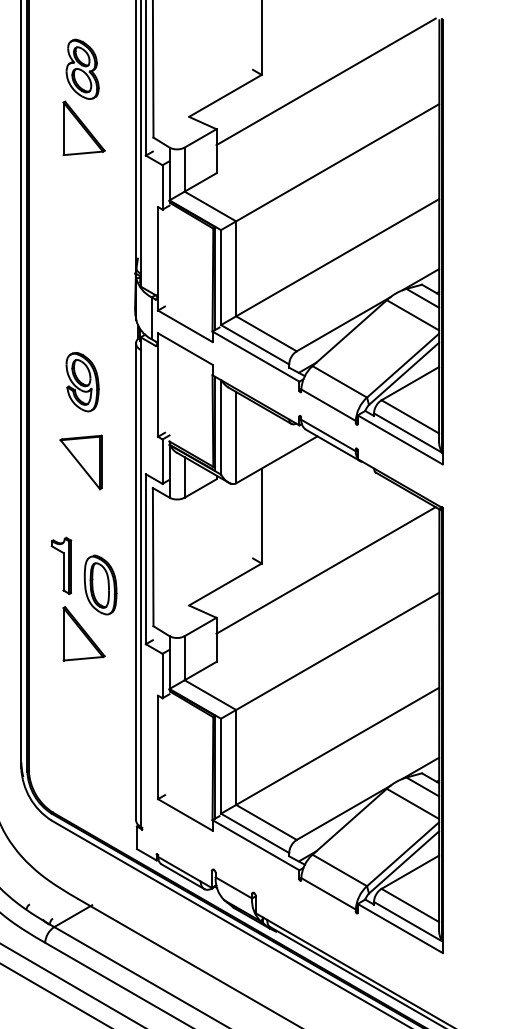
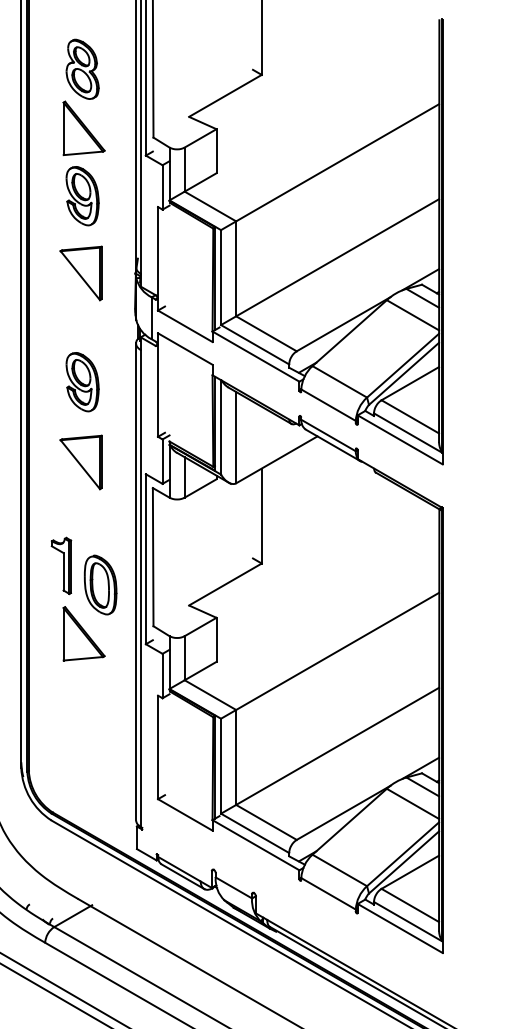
line: present -> none (325, 81)
part: none -> present (82, 196)
part: none -> present (80, 273)
line: present -> none (325, 570)
line position: (71, 984) -> (63, 989) (63, 989)
